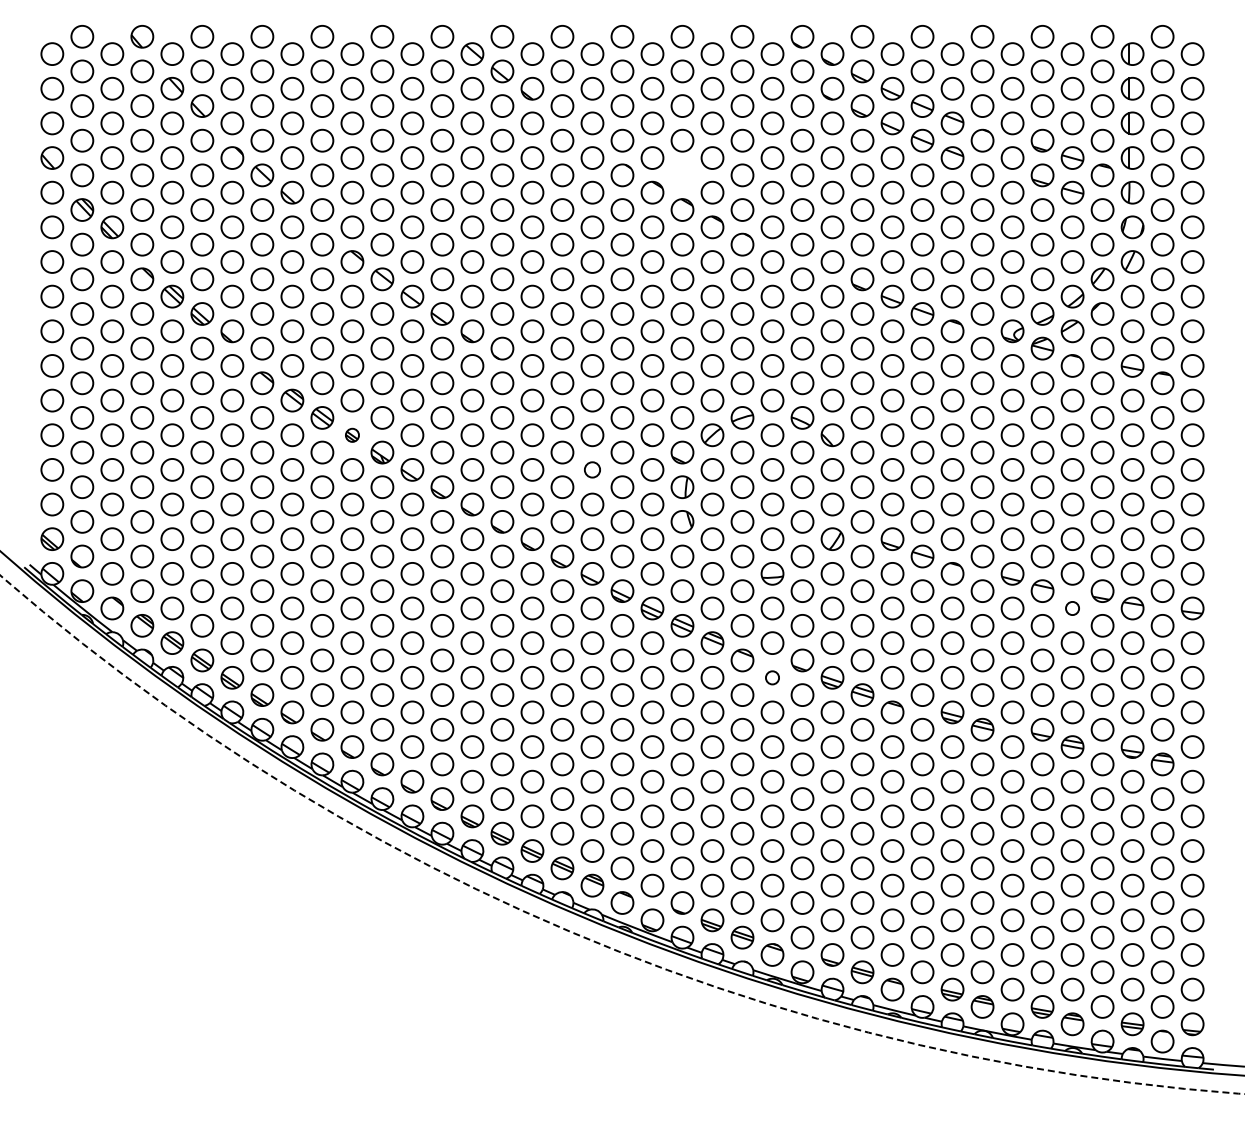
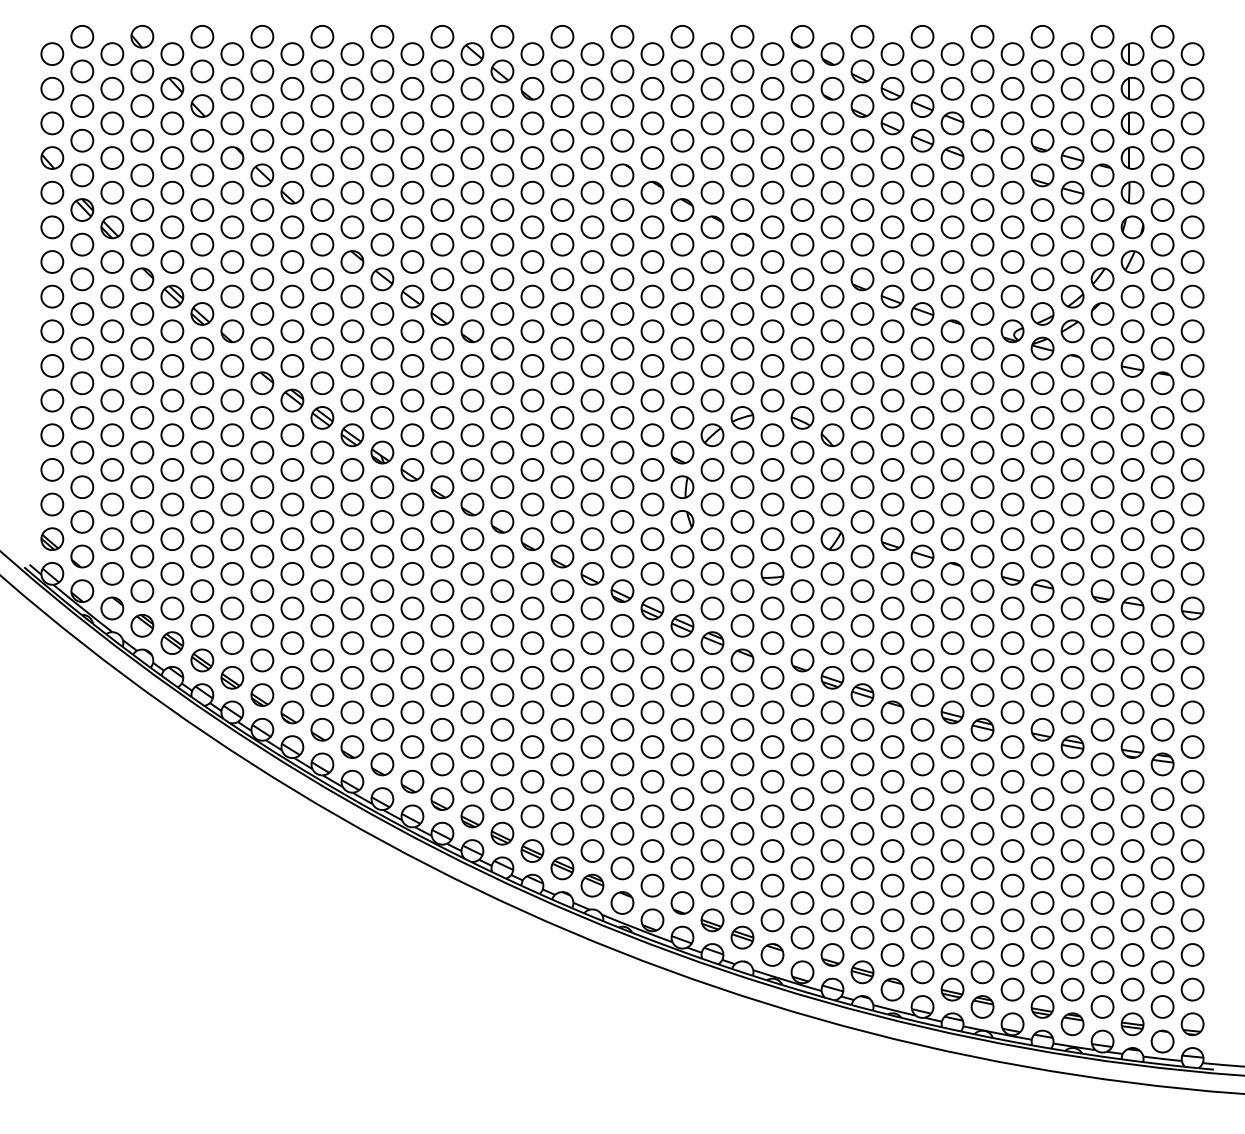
circle: none -> present (682, 175)
part size: 15x16 px -> 25x25 px (352, 435)
circle size: 17x18 px -> 25x24 px (592, 469)
circle size: 15x15 px -> 25x25 px (1072, 608)
circle size: 15x16 px -> 25x24 px (772, 677)
circle: dashed -> solid (622, 834)
